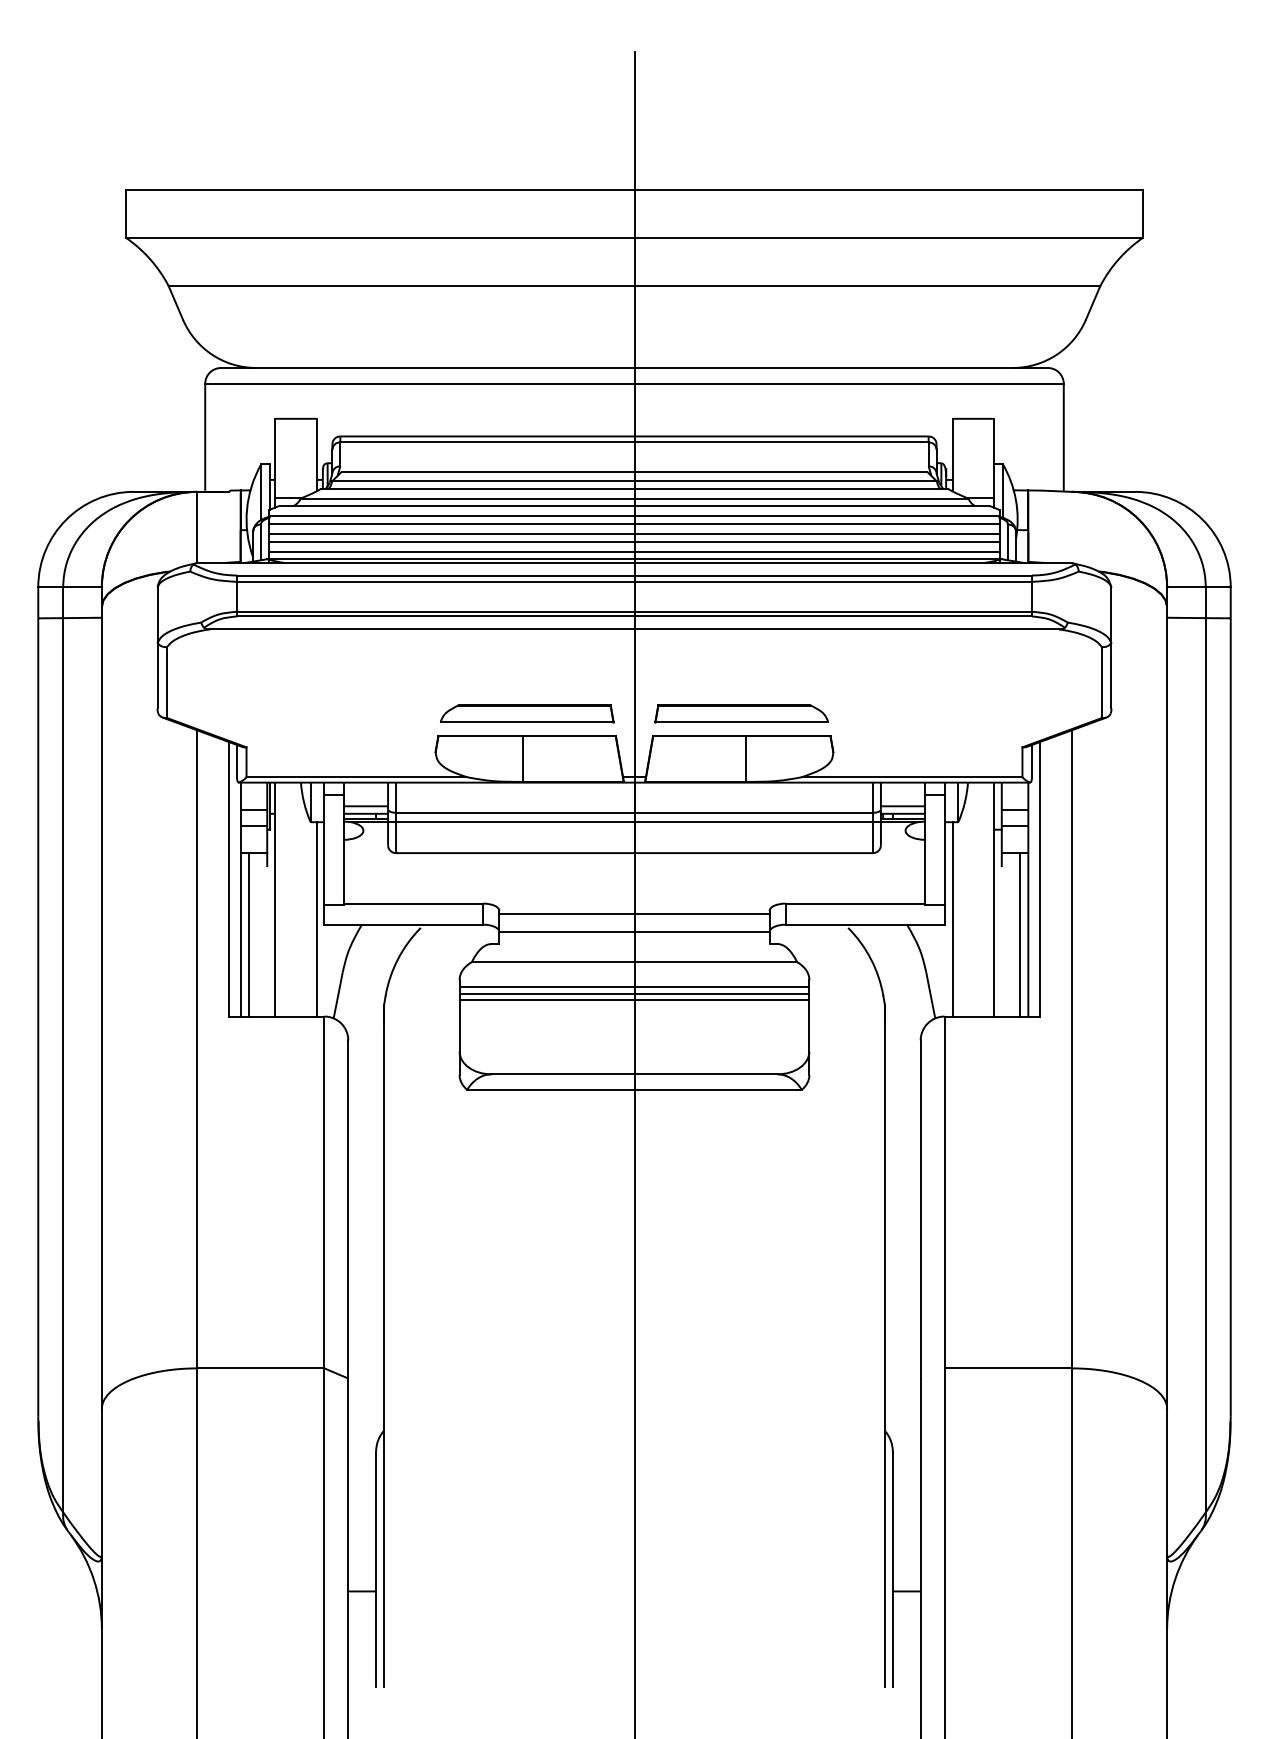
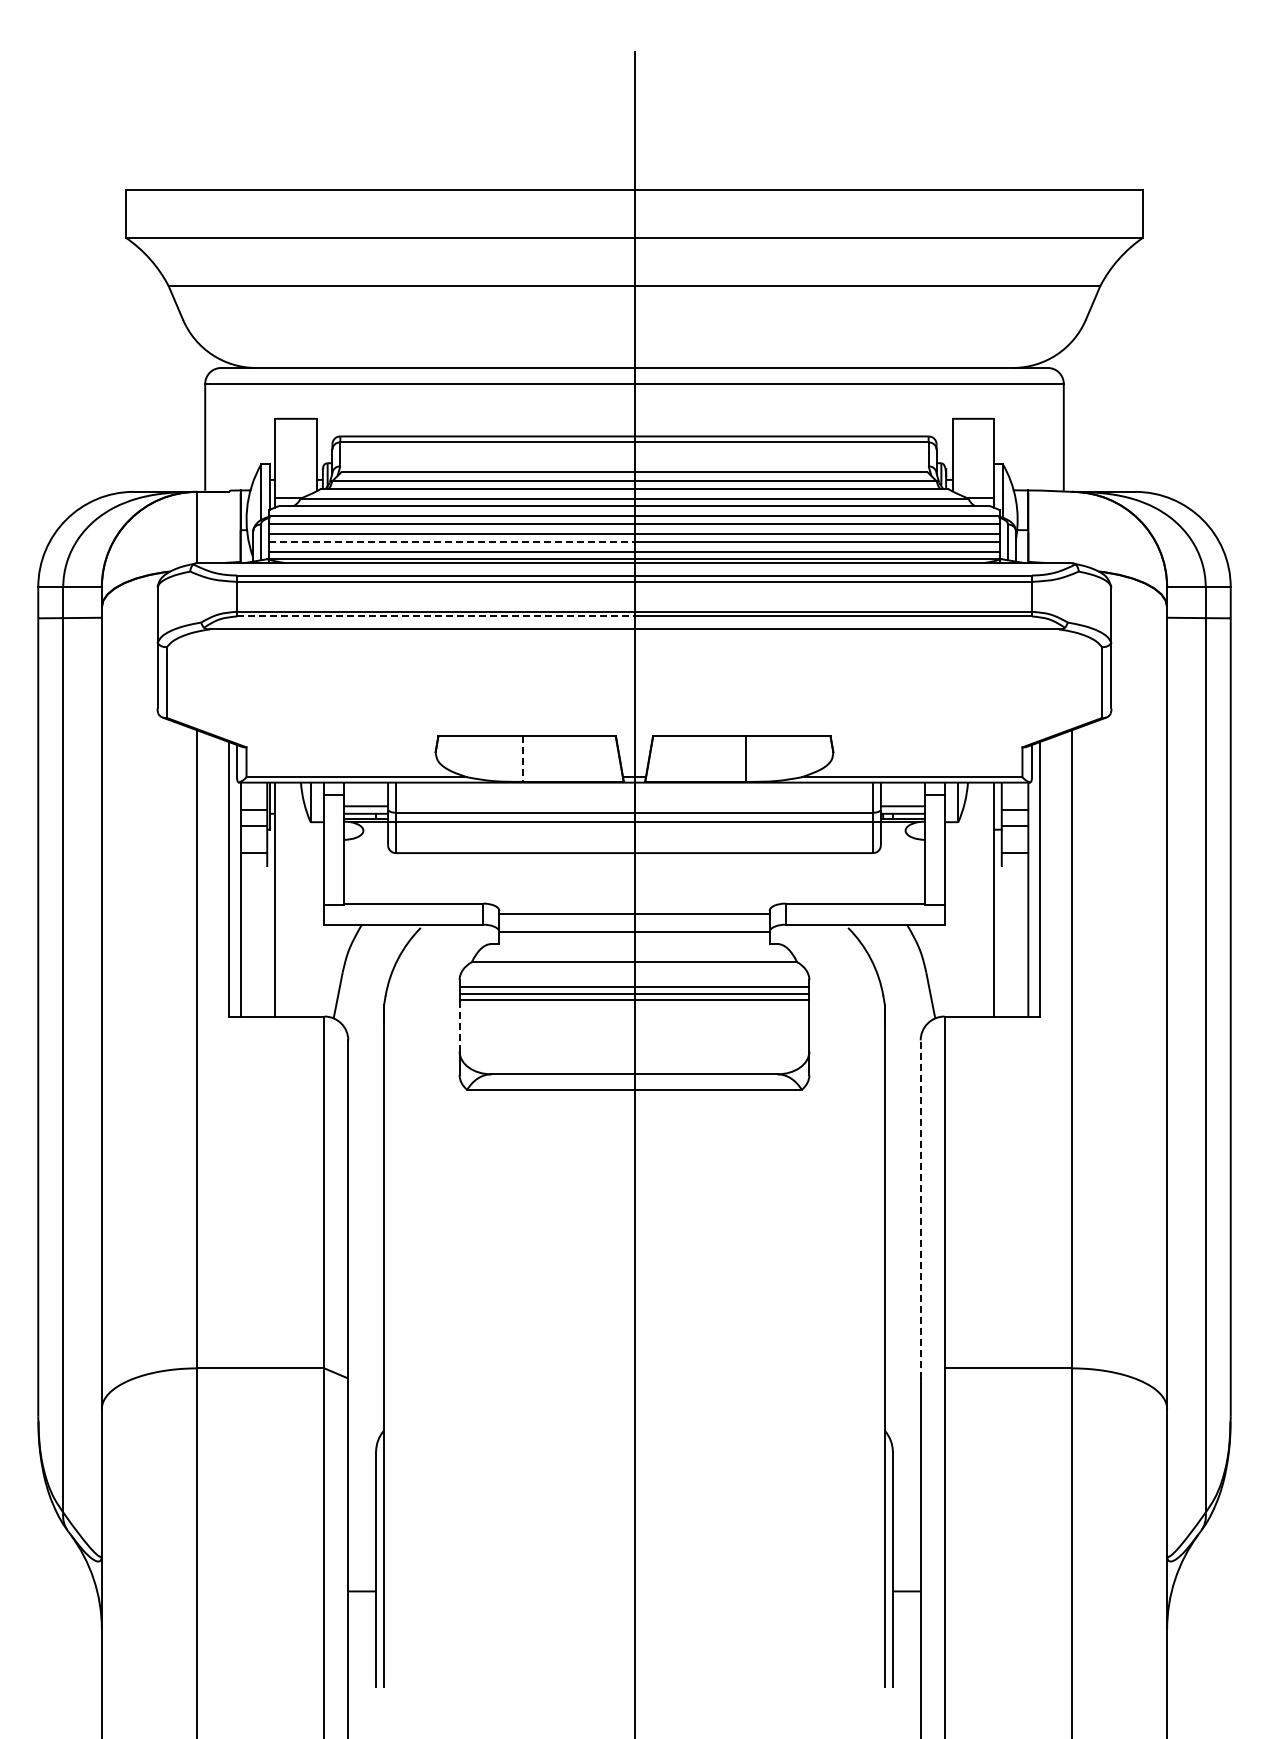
line: solid -> dashed (451, 541)
line: solid -> dashed (435, 616)
part: present -> none (527, 713)
part: present -> none (741, 713)
line: solid -> dashed (523, 759)
line: present -> none (316, 919)
line: present -> none (952, 919)
line: present -> none (248, 934)
line: present -> none (1020, 934)
line: solid -> dashed (459, 1025)
line: solid -> dashed (920, 1208)
